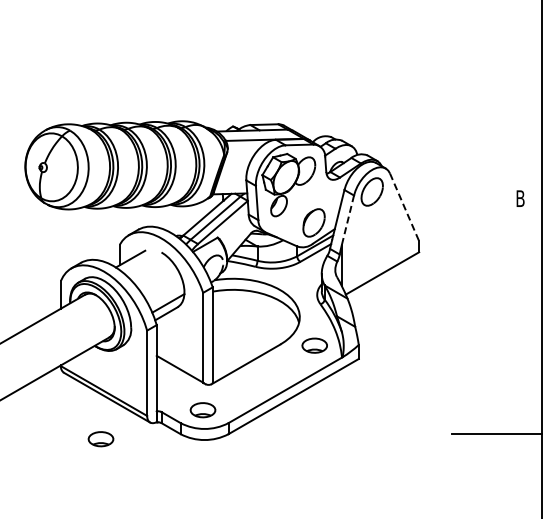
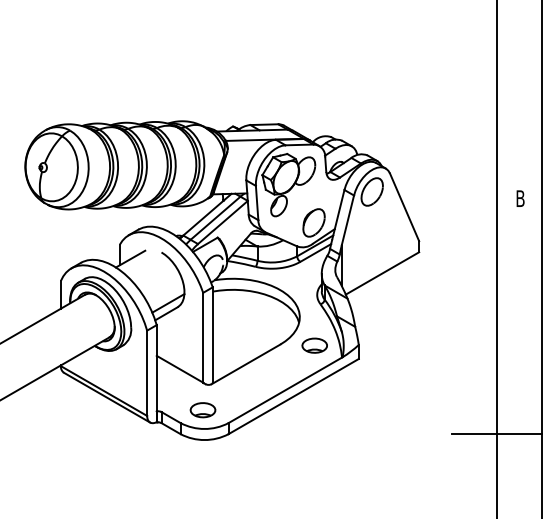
line: dashed -> solid (404, 207)
line: dashed -> solid (348, 219)
line: none -> present (497, 258)
part: present -> none (100, 439)
